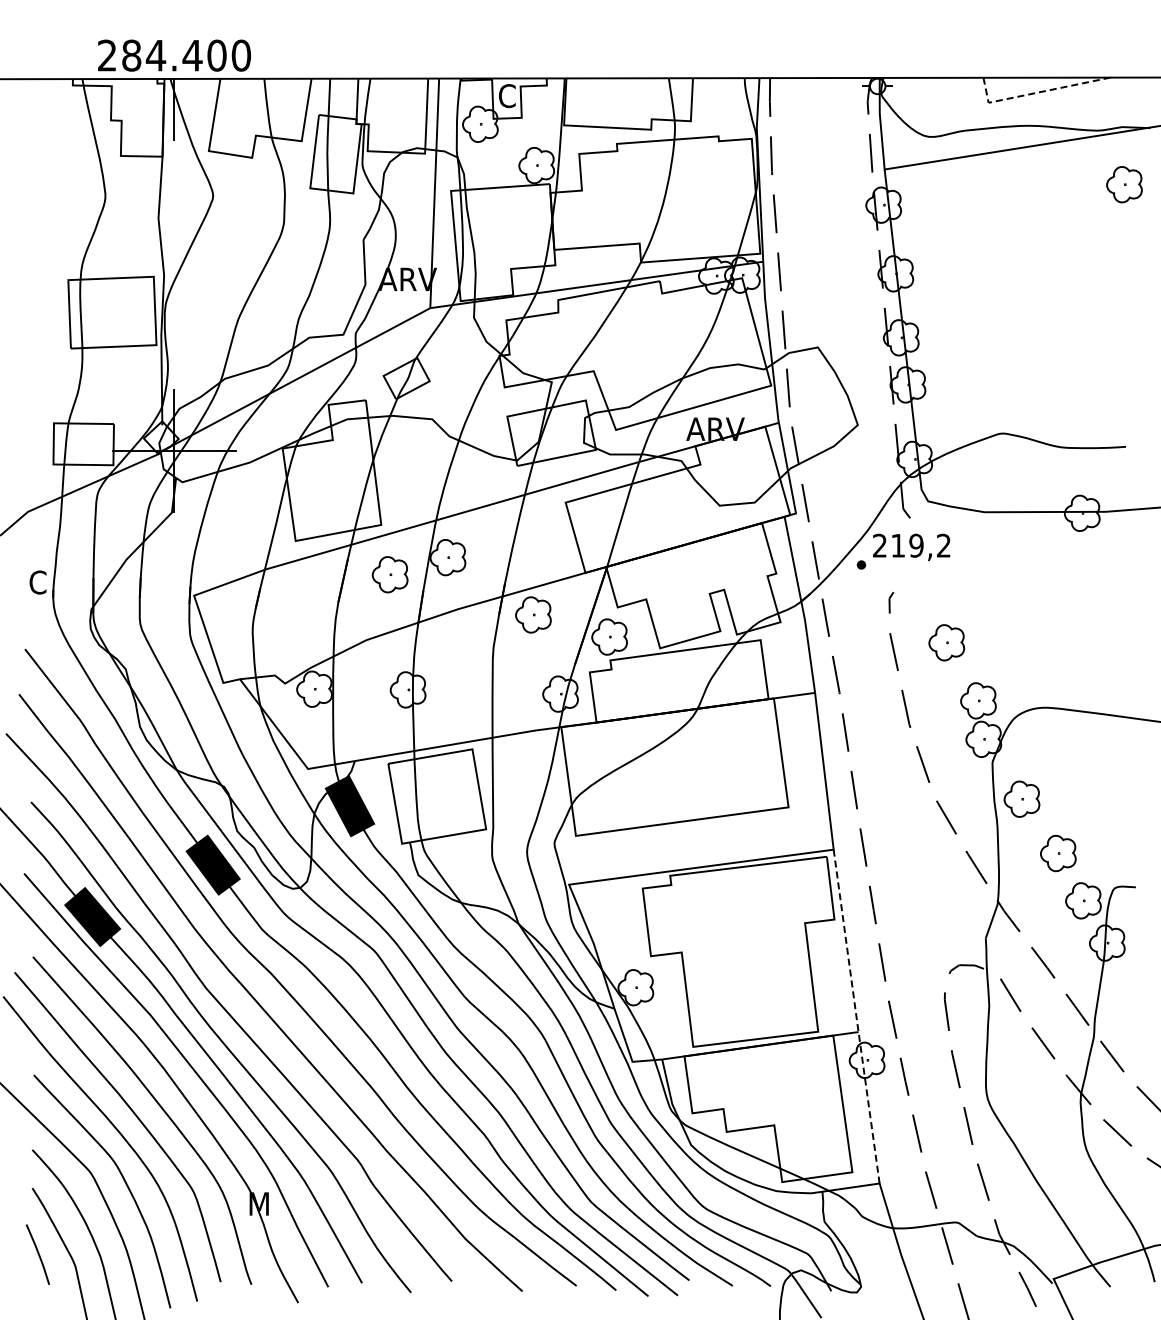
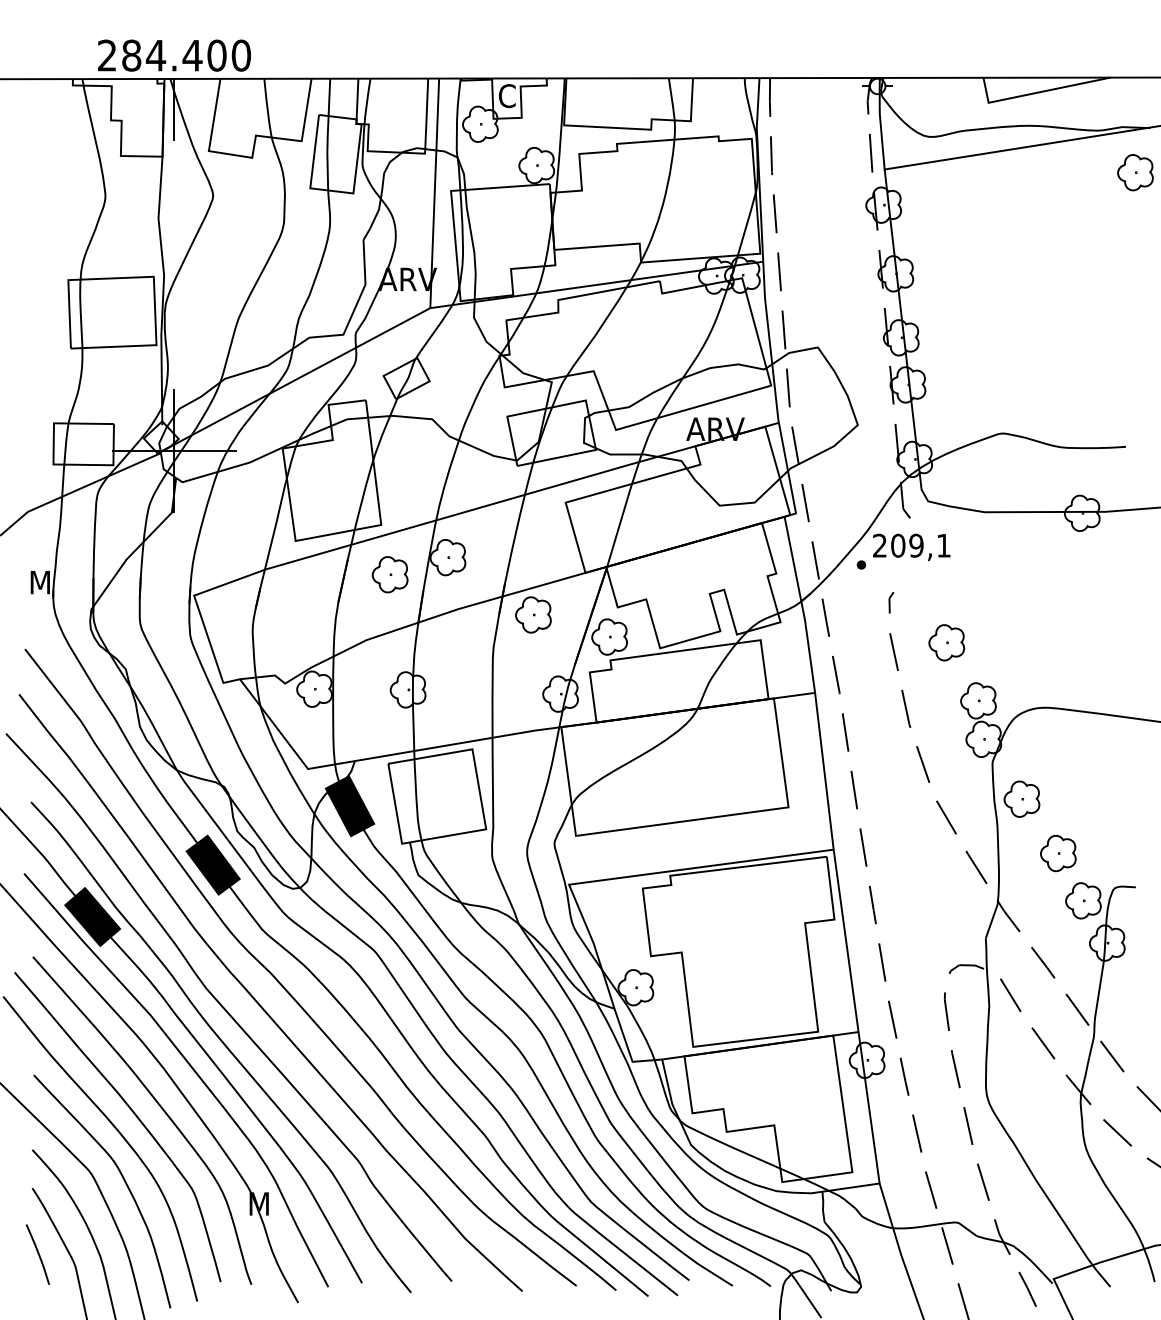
line: dashed -> solid (1036, 92)
part position: (1124, 184) -> (1135, 172) (1135, 172)
text: 219,2 -> 209,1 (920, 545)
text: C -> M (39, 582)
line: dashed -> solid (856, 1016)
